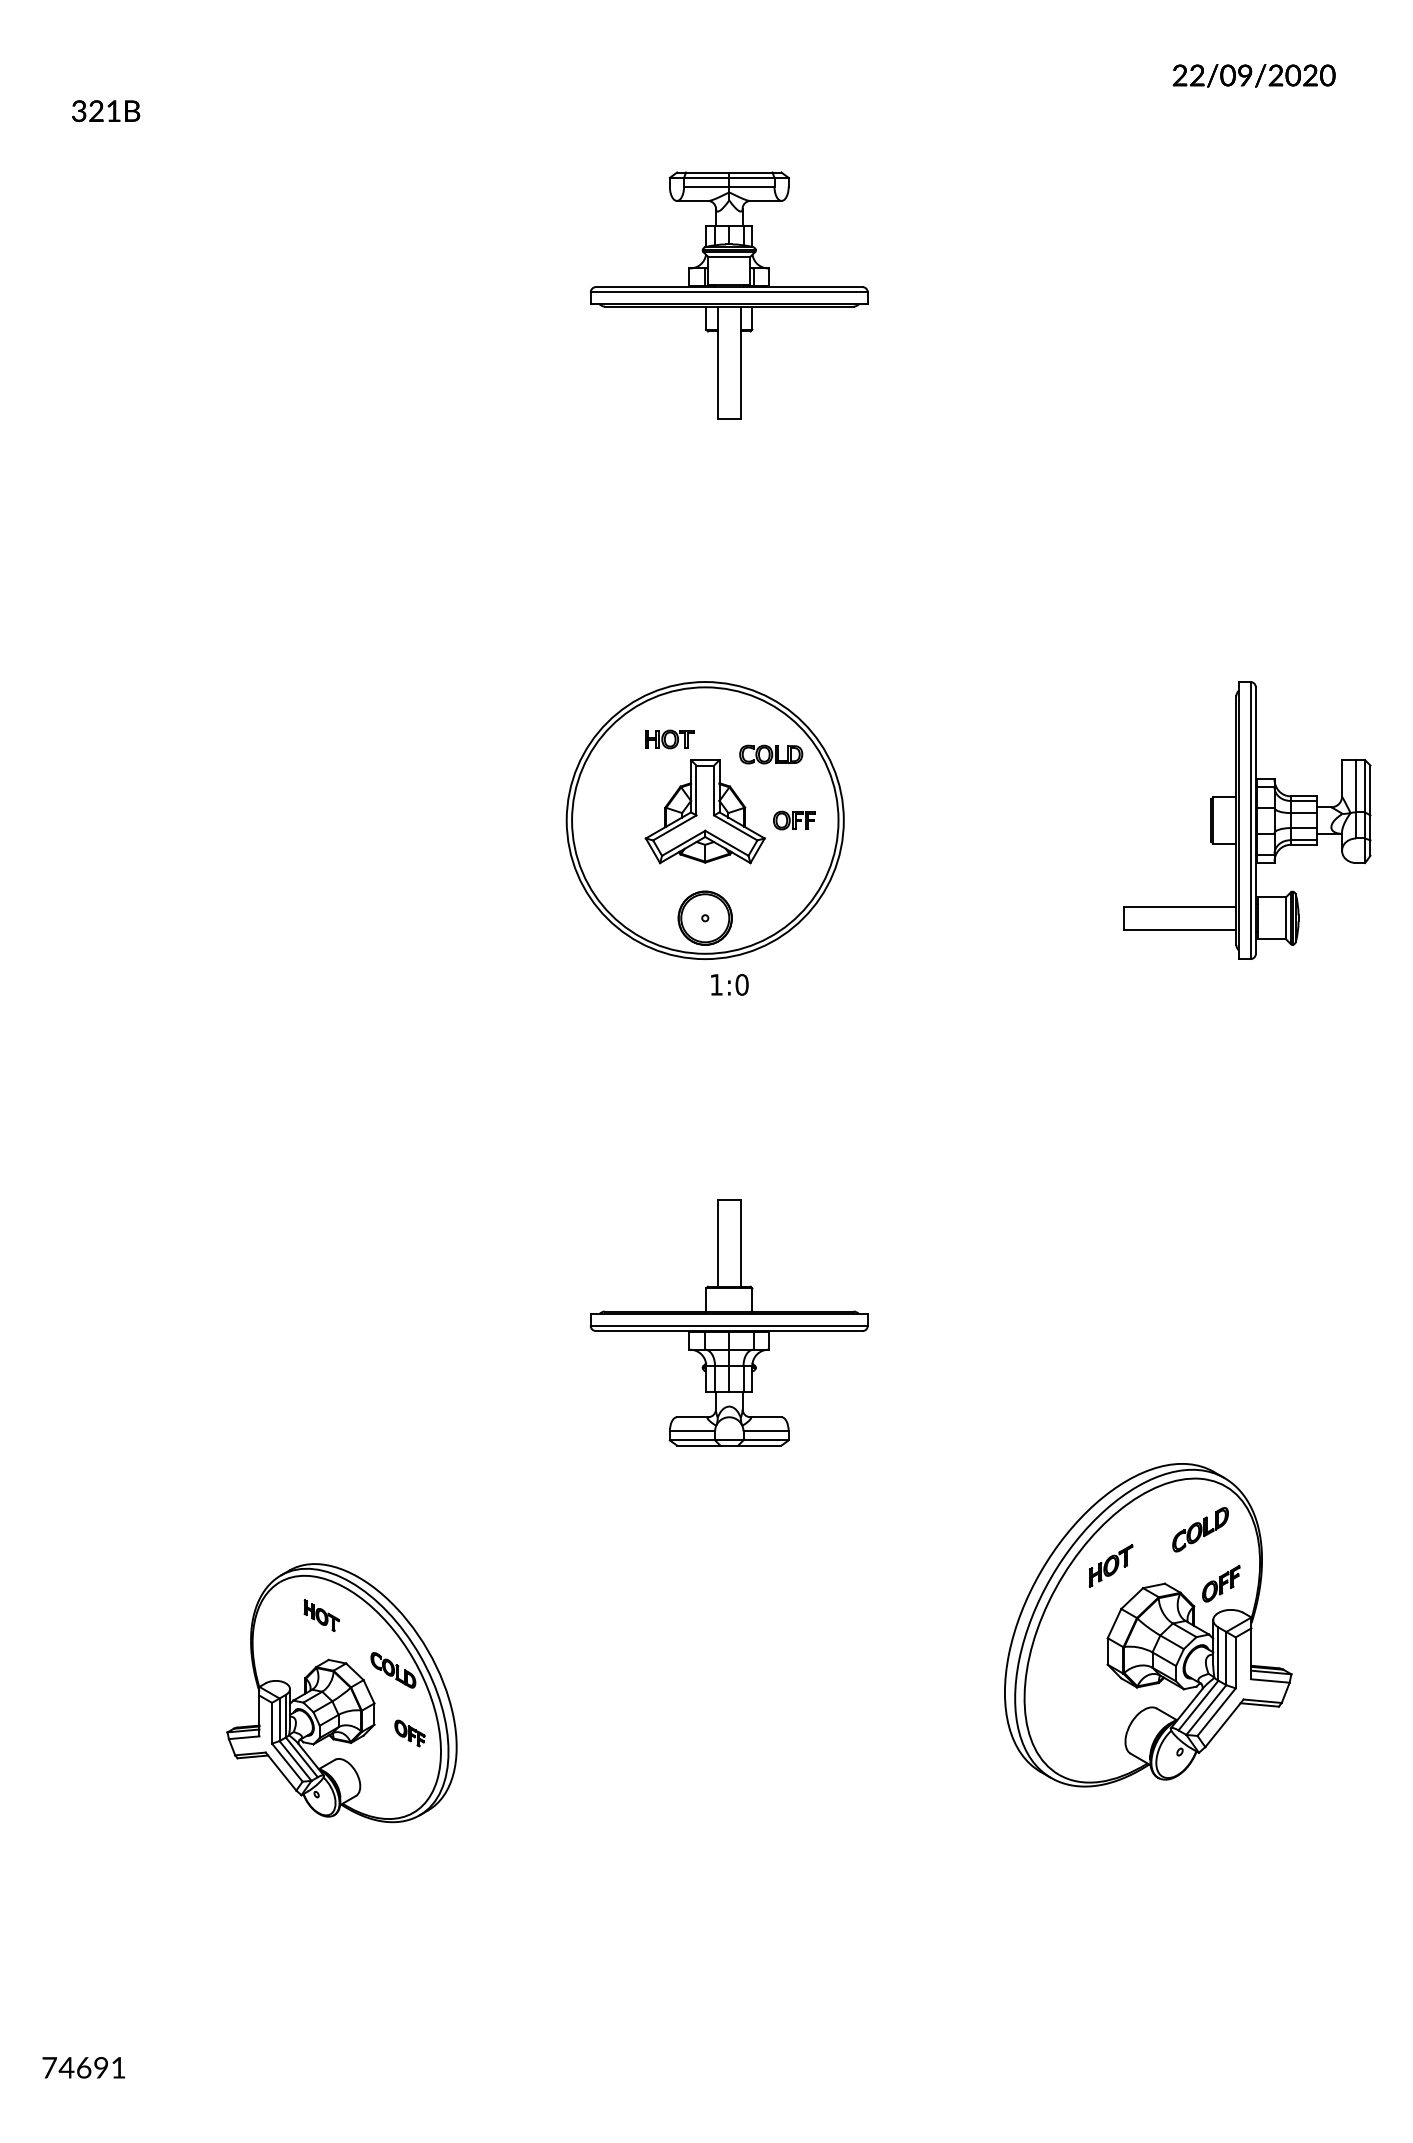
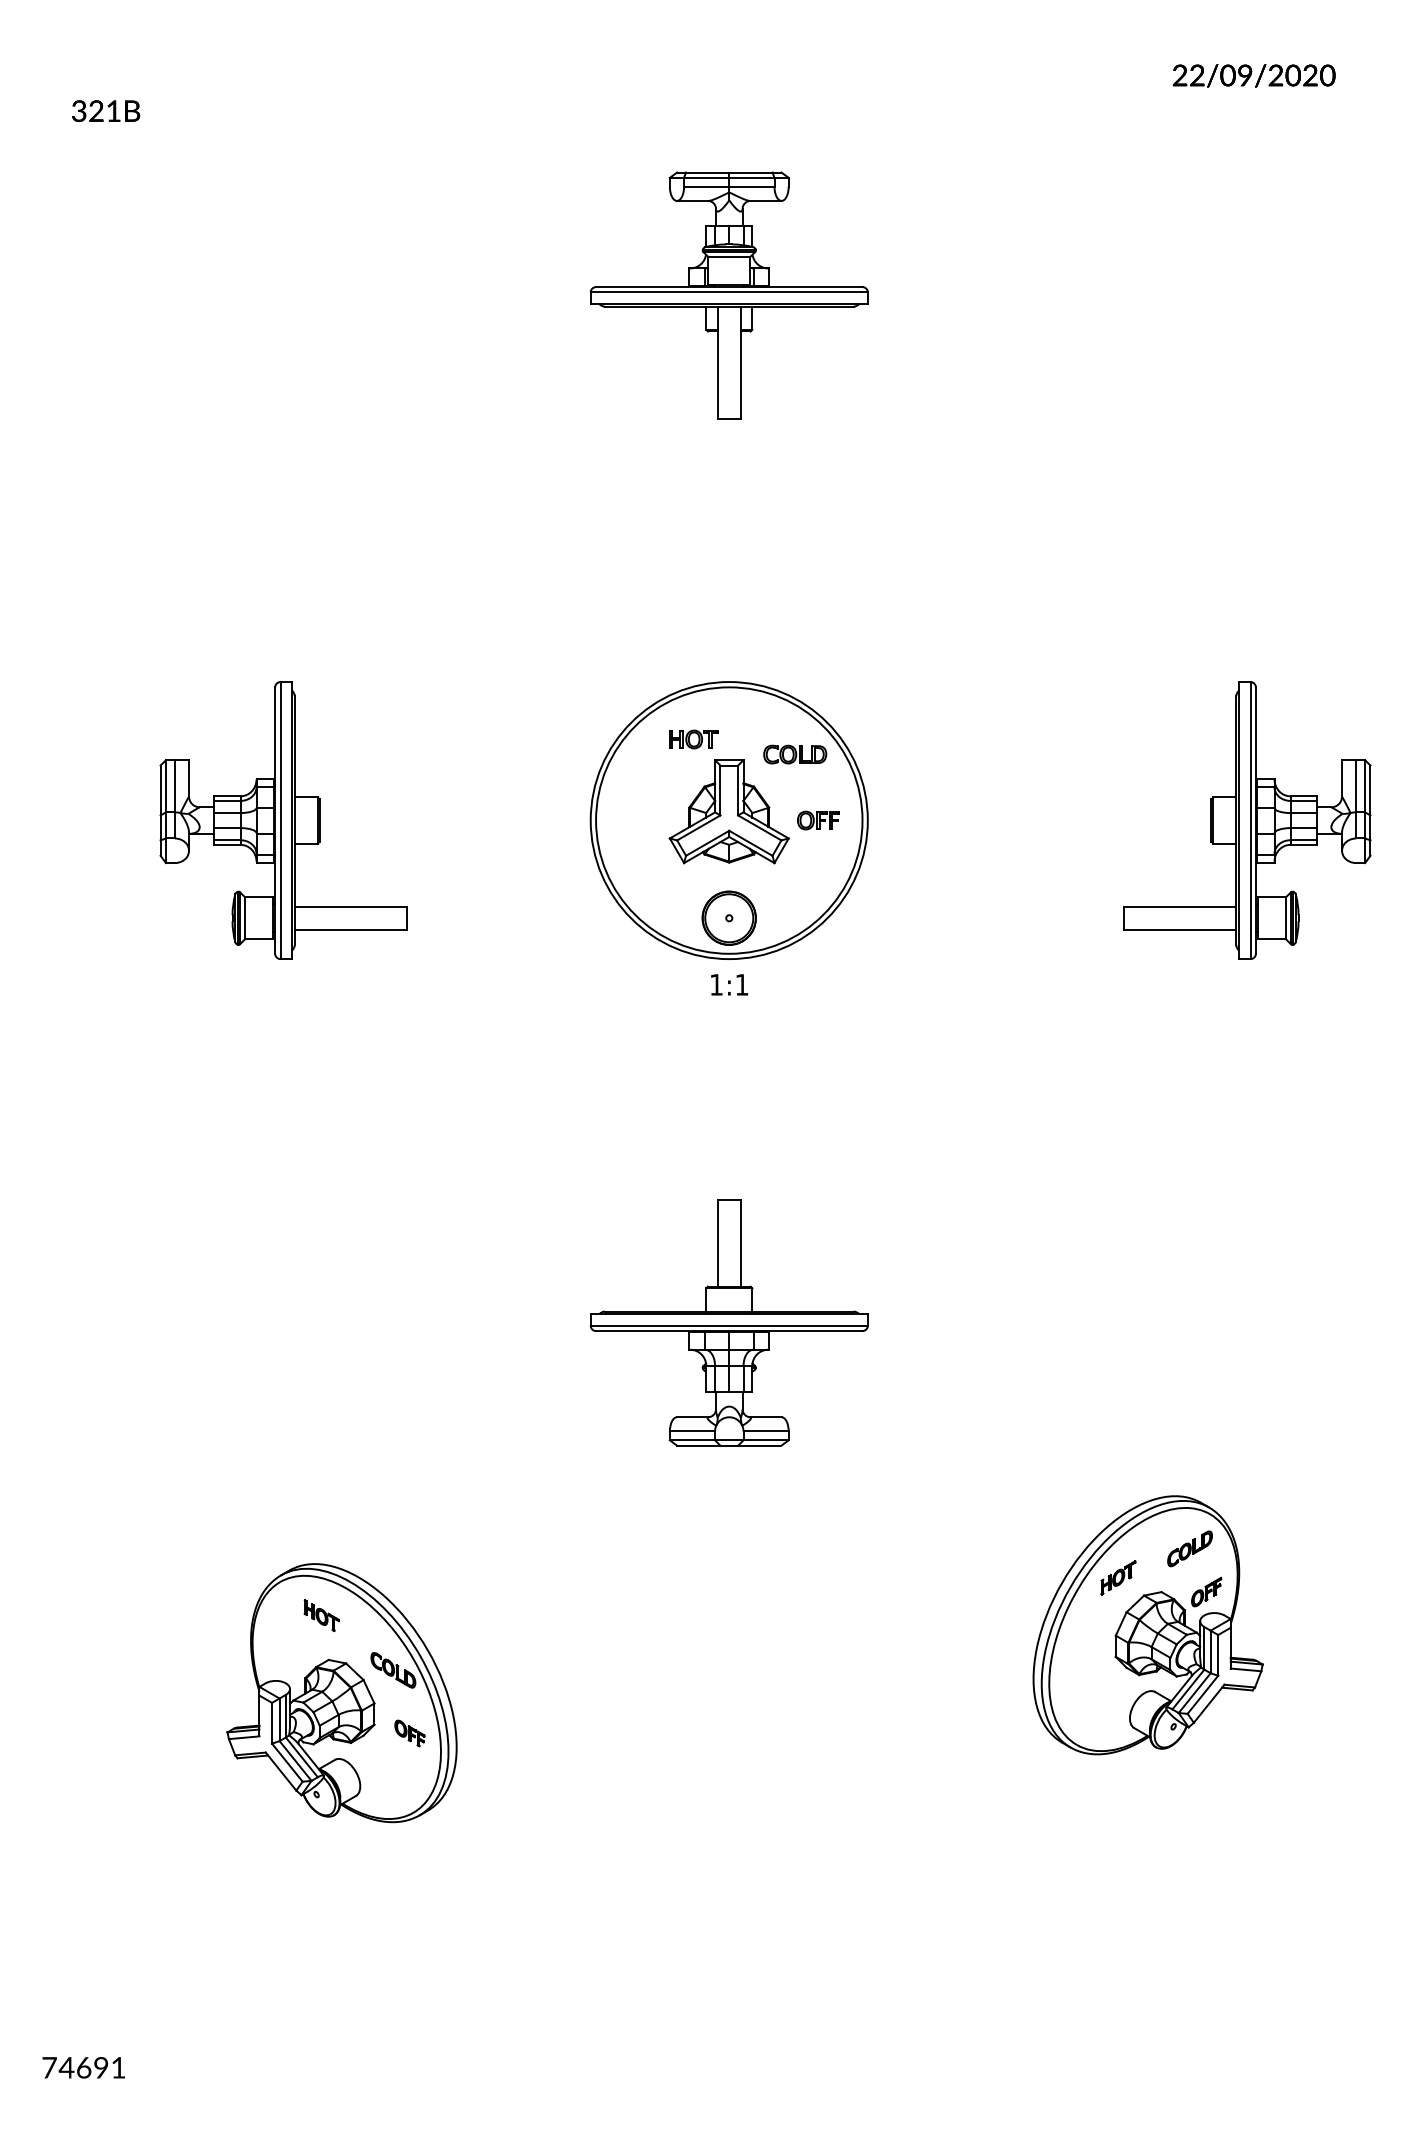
part: none -> present (283, 820)
part position: (704, 820) -> (728, 820) (728, 820)
text: 1:0 -> 1:1 (741, 984)
part size: 289x325 px -> 232x261 px (1147, 1625)
